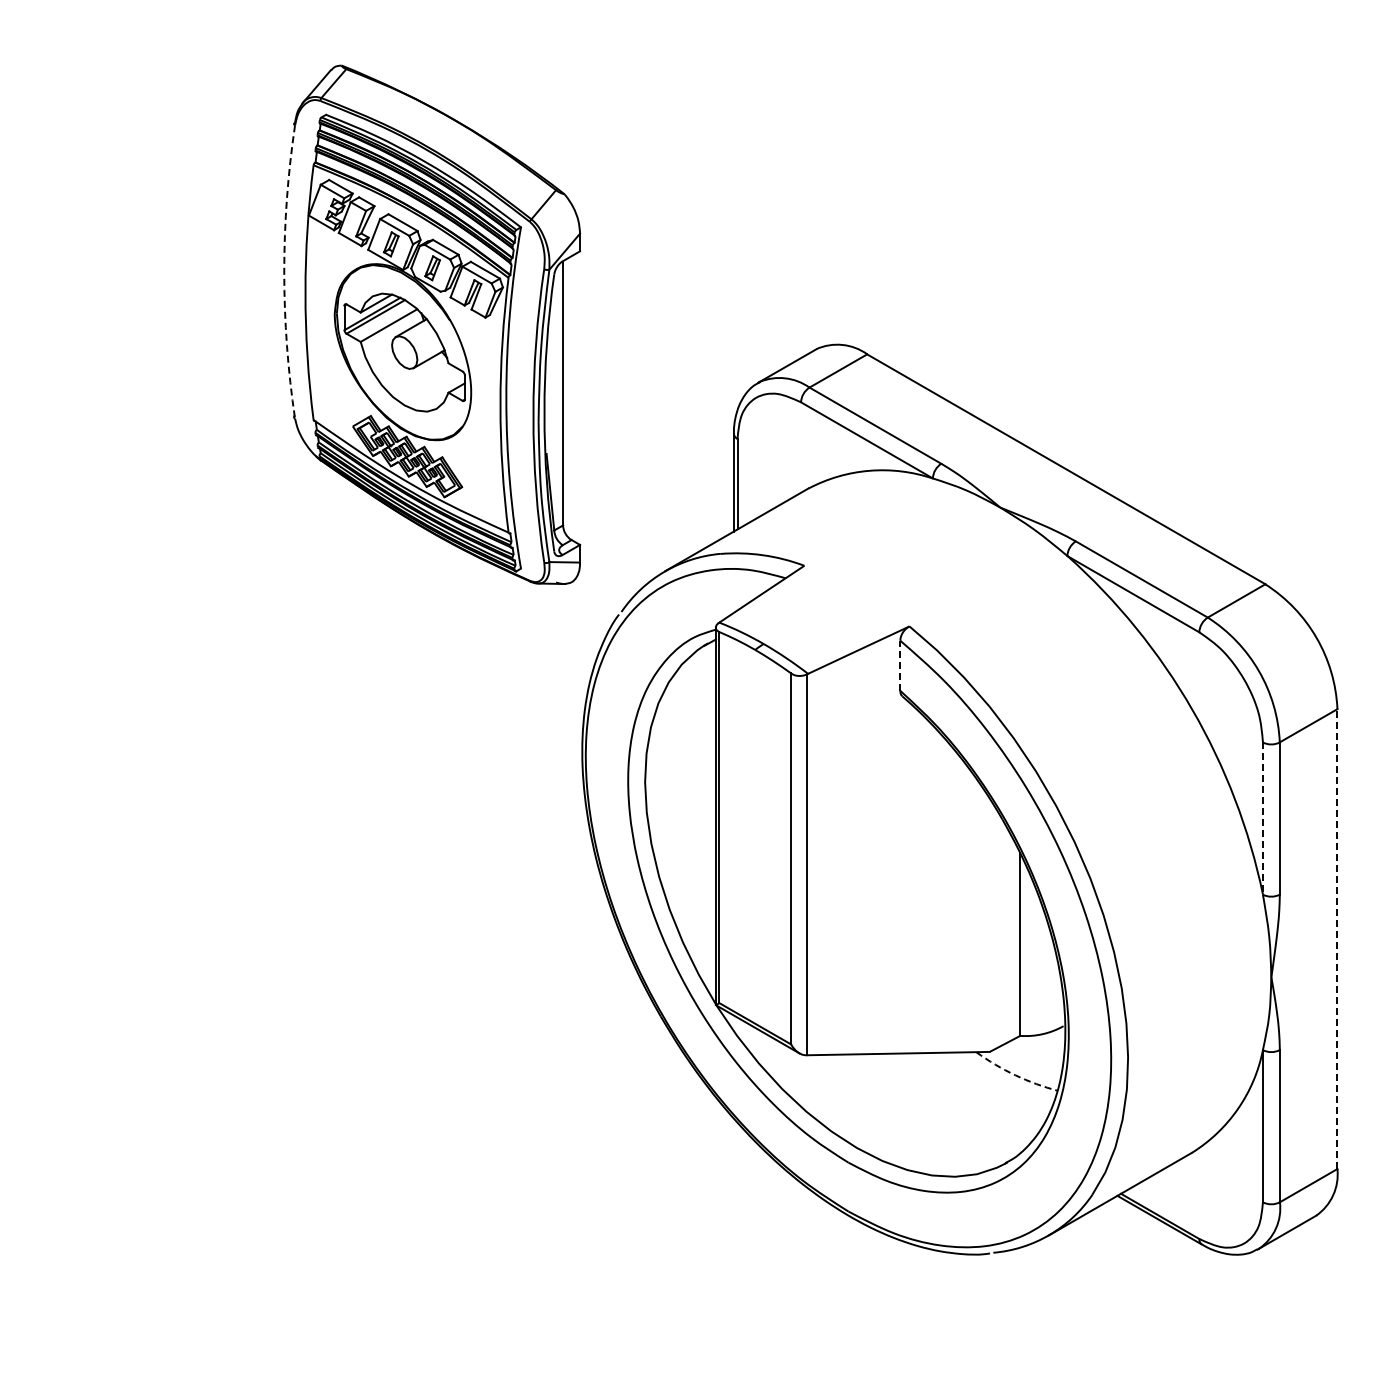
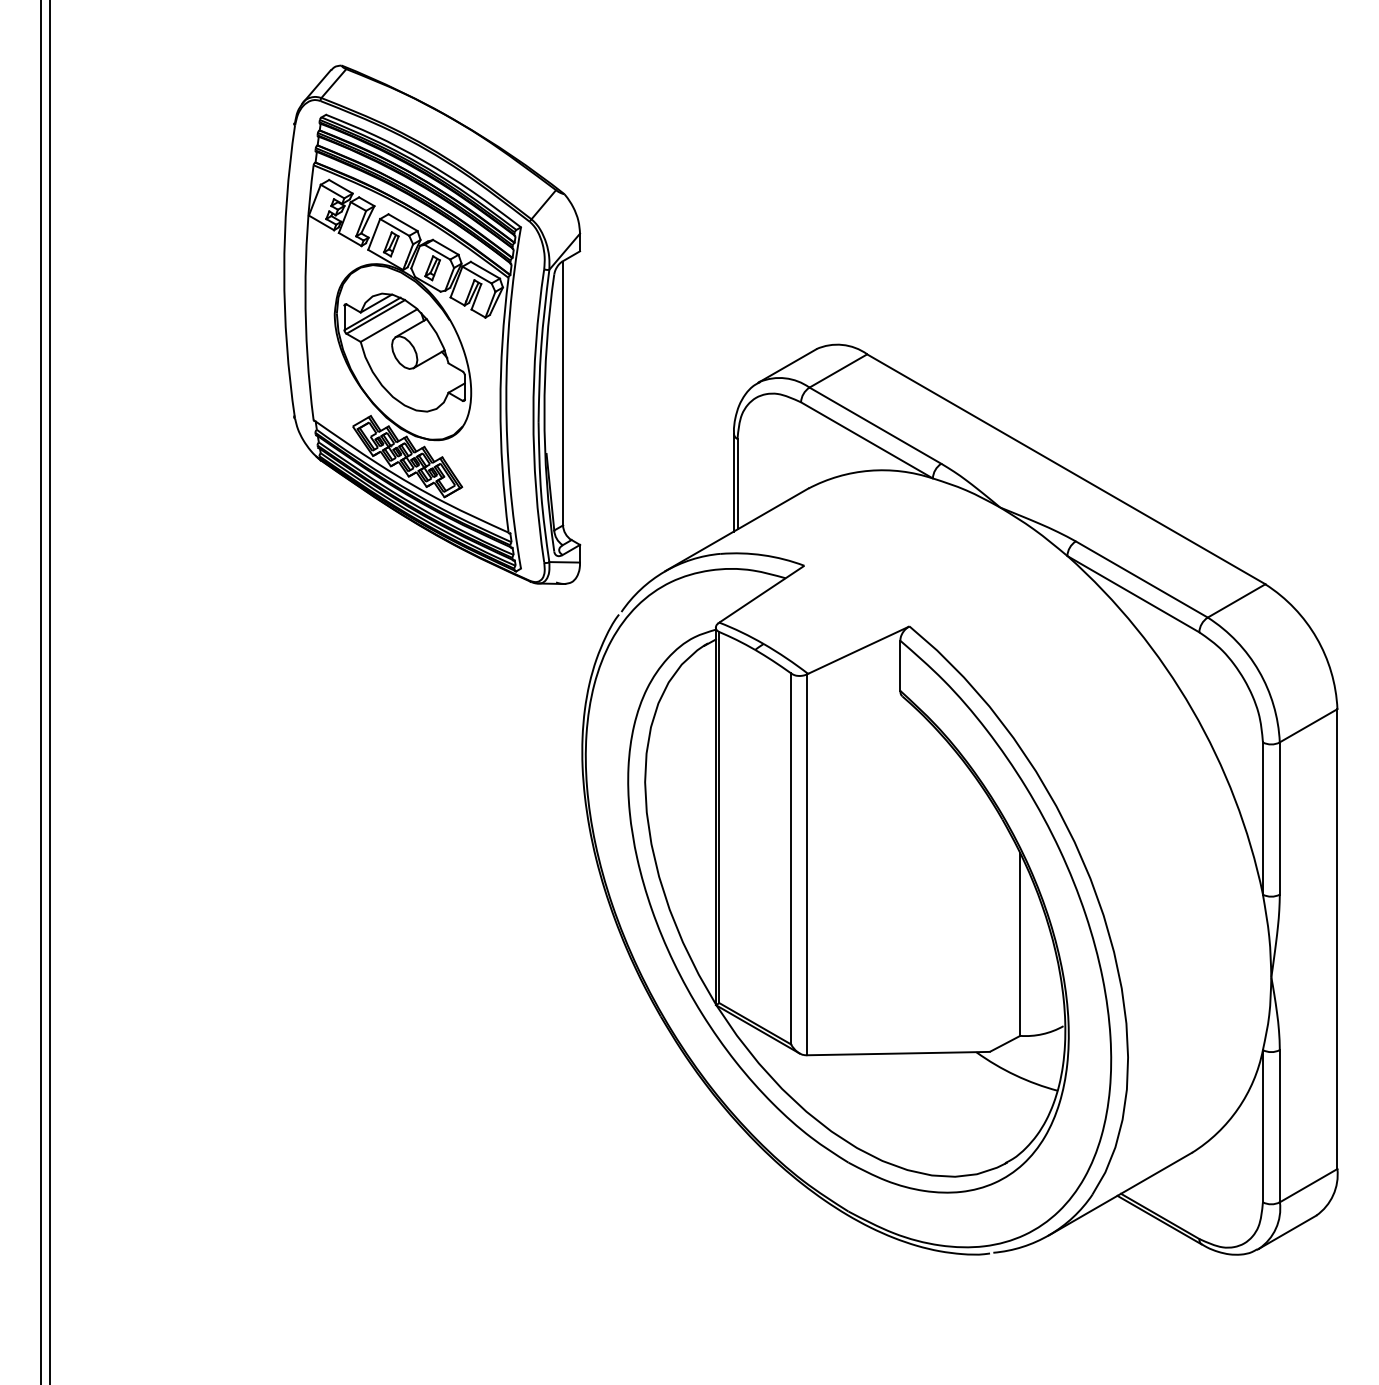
arc: dashed -> solid (284, 272)
line: dashed -> solid (900, 665)
line: none -> present (41, 691)
line: none -> present (49, 691)
line: dashed -> solid (1262, 819)
line: dashed -> solid (1337, 939)
arc: dashed -> solid (1015, 1075)
